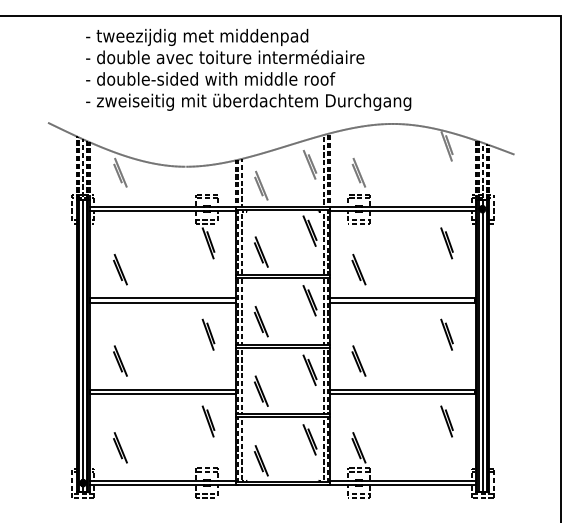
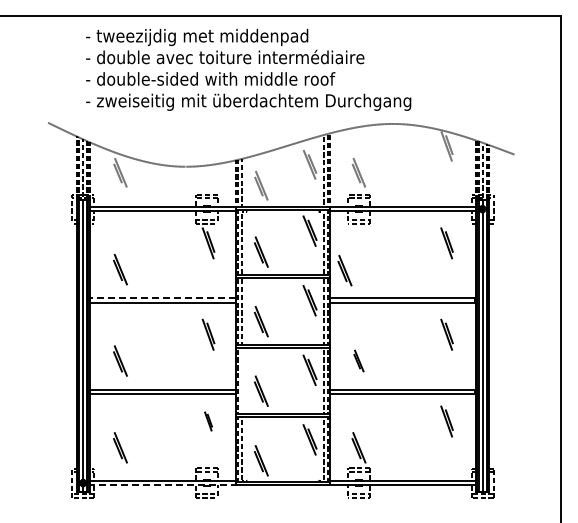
part position: (358, 269) -> (344, 270) (344, 270)
line: solid -> dashed (162, 298)
part size: 16x32 px -> 12x24 px (358, 360)
line: present -> none (241, 380)
part size: 15x33 px -> 9x21 px (208, 421)
line: solid -> dashed (163, 485)
